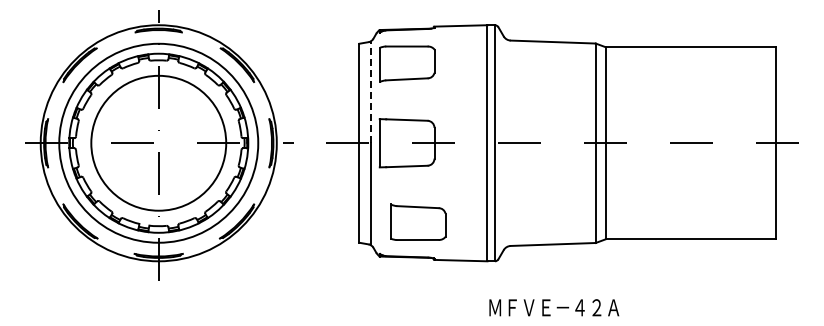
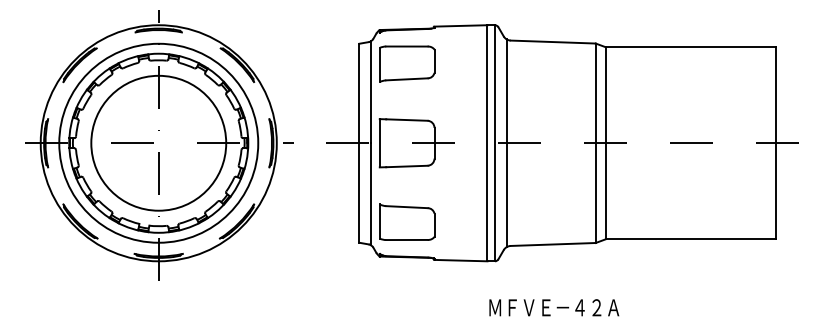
line: dashed -> solid (370, 92)
line: none -> present (506, 143)
part position: (418, 221) -> (407, 221) (407, 221)
